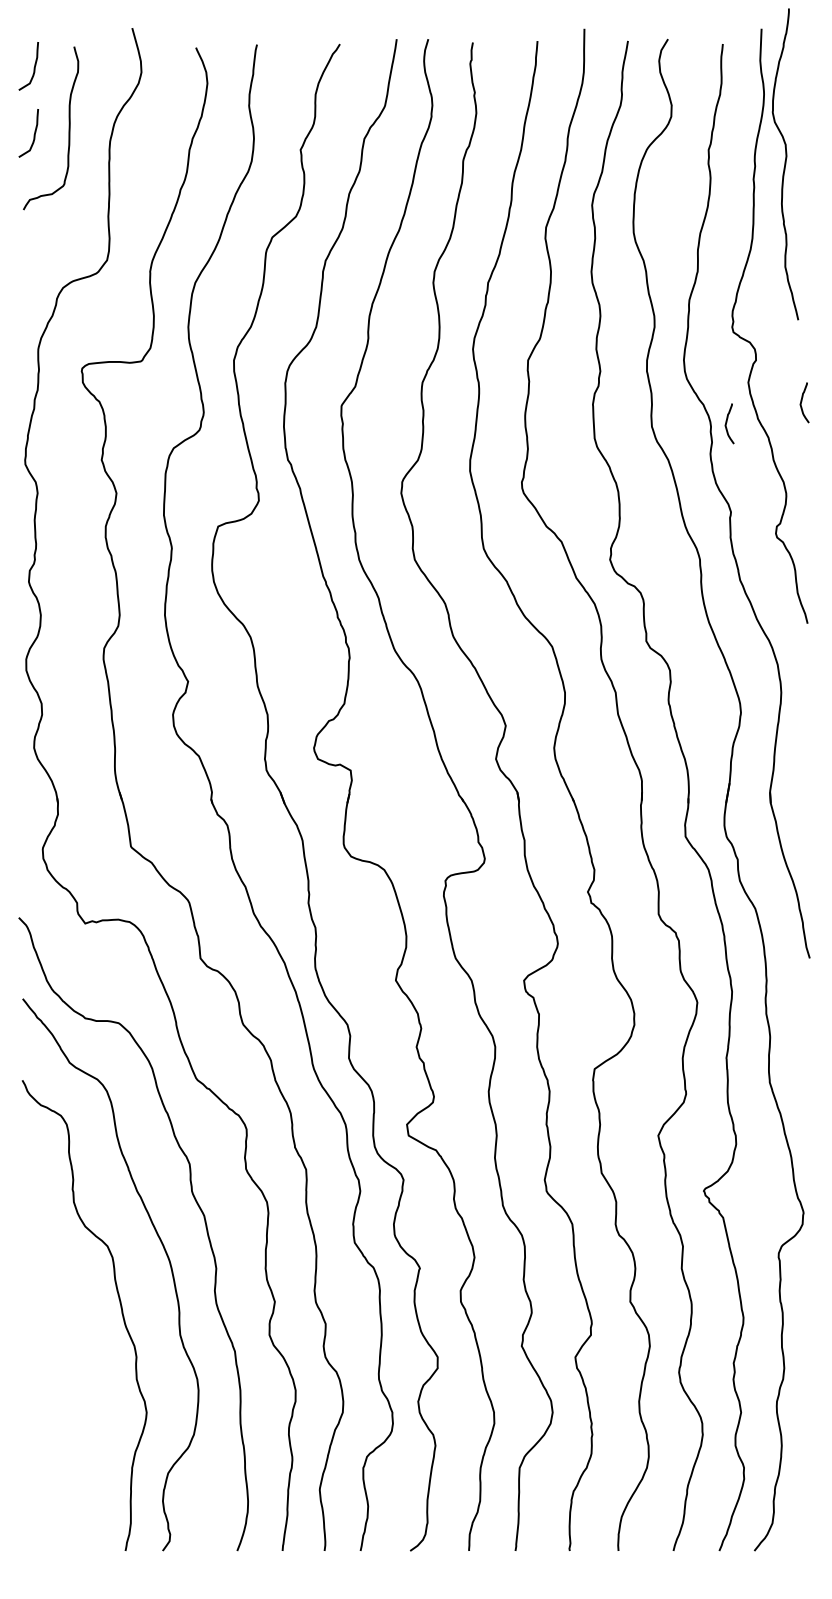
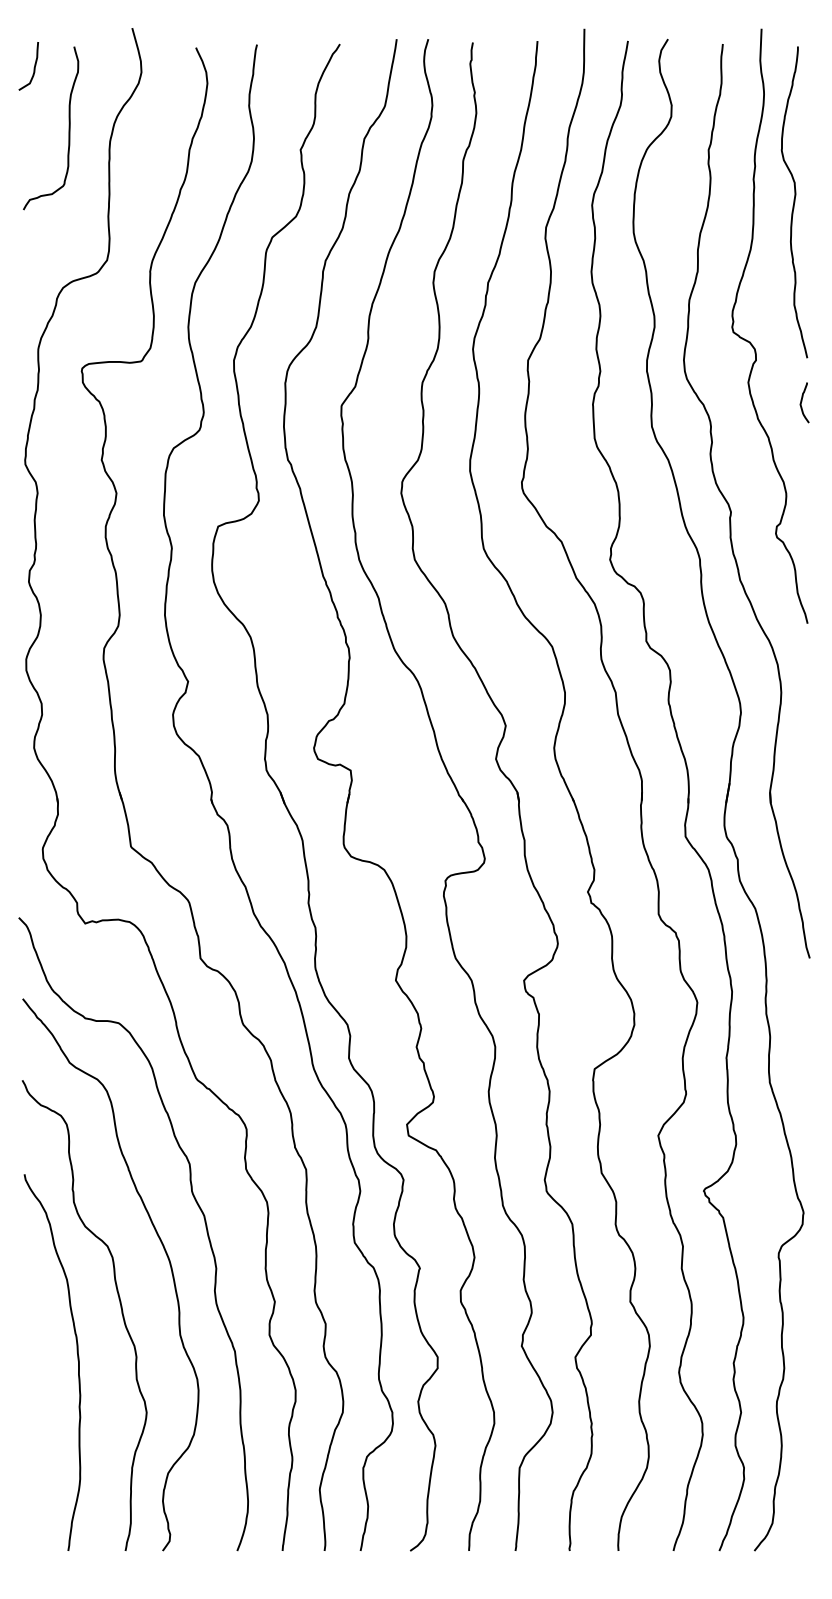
curve: present -> none (33, 134)
curve position: (785, 164) -> (794, 202) (794, 202)
curve: present -> none (727, 422)
curve: none -> present (77, 1360)
